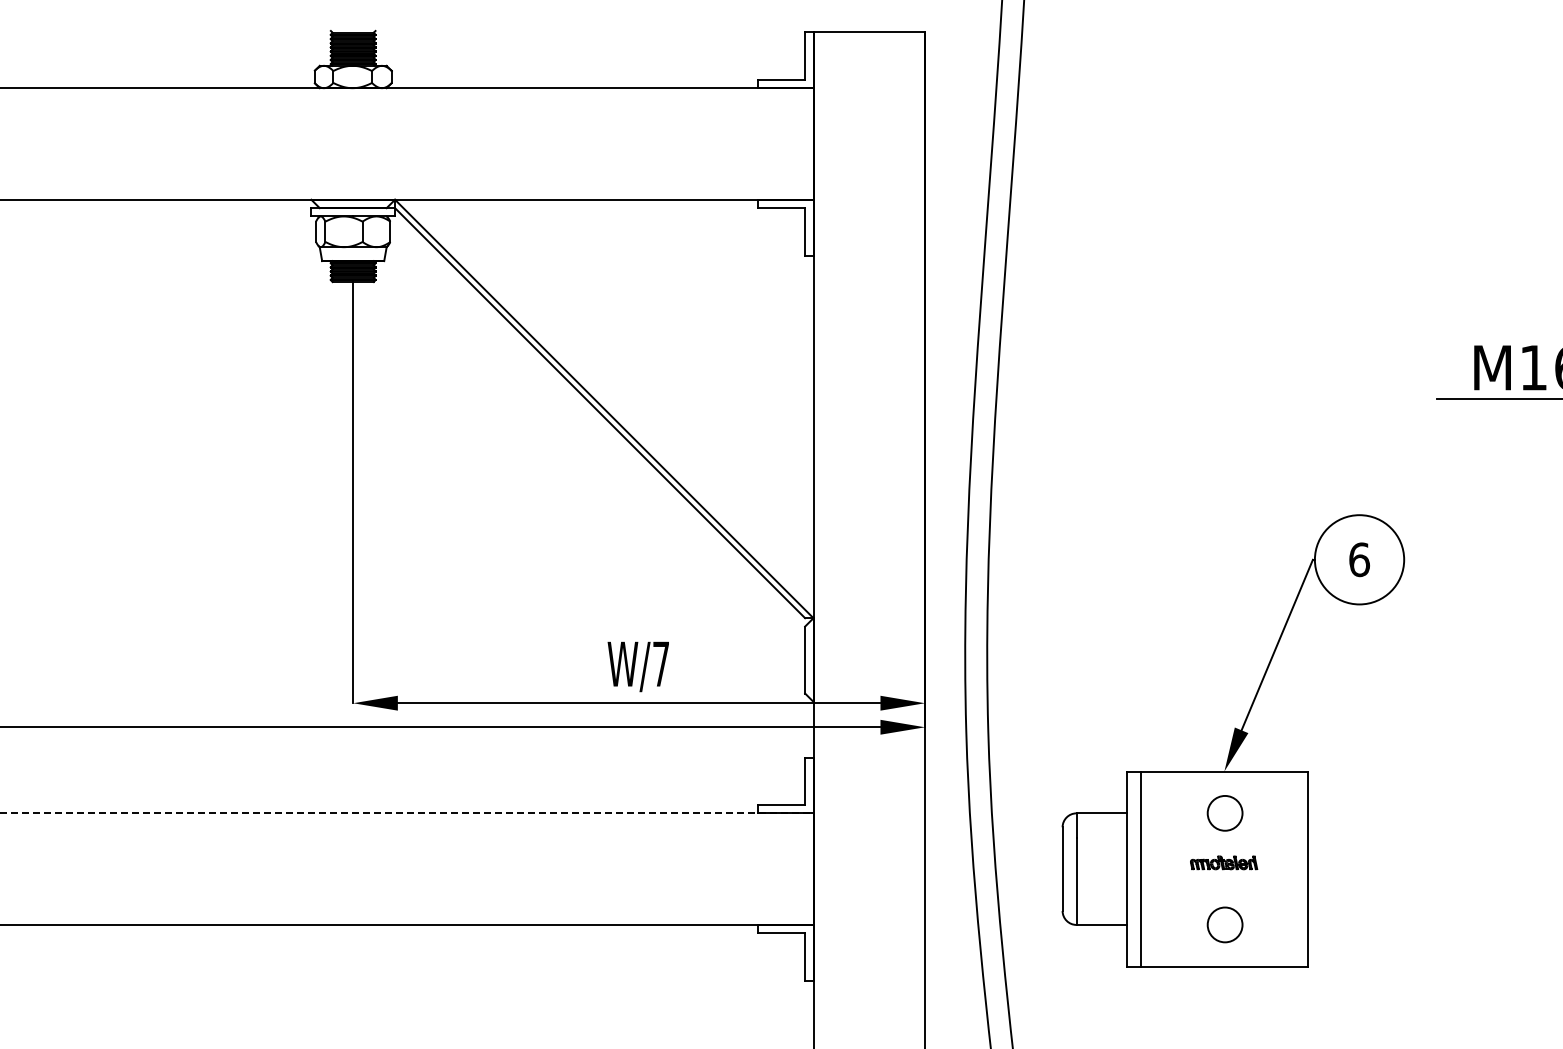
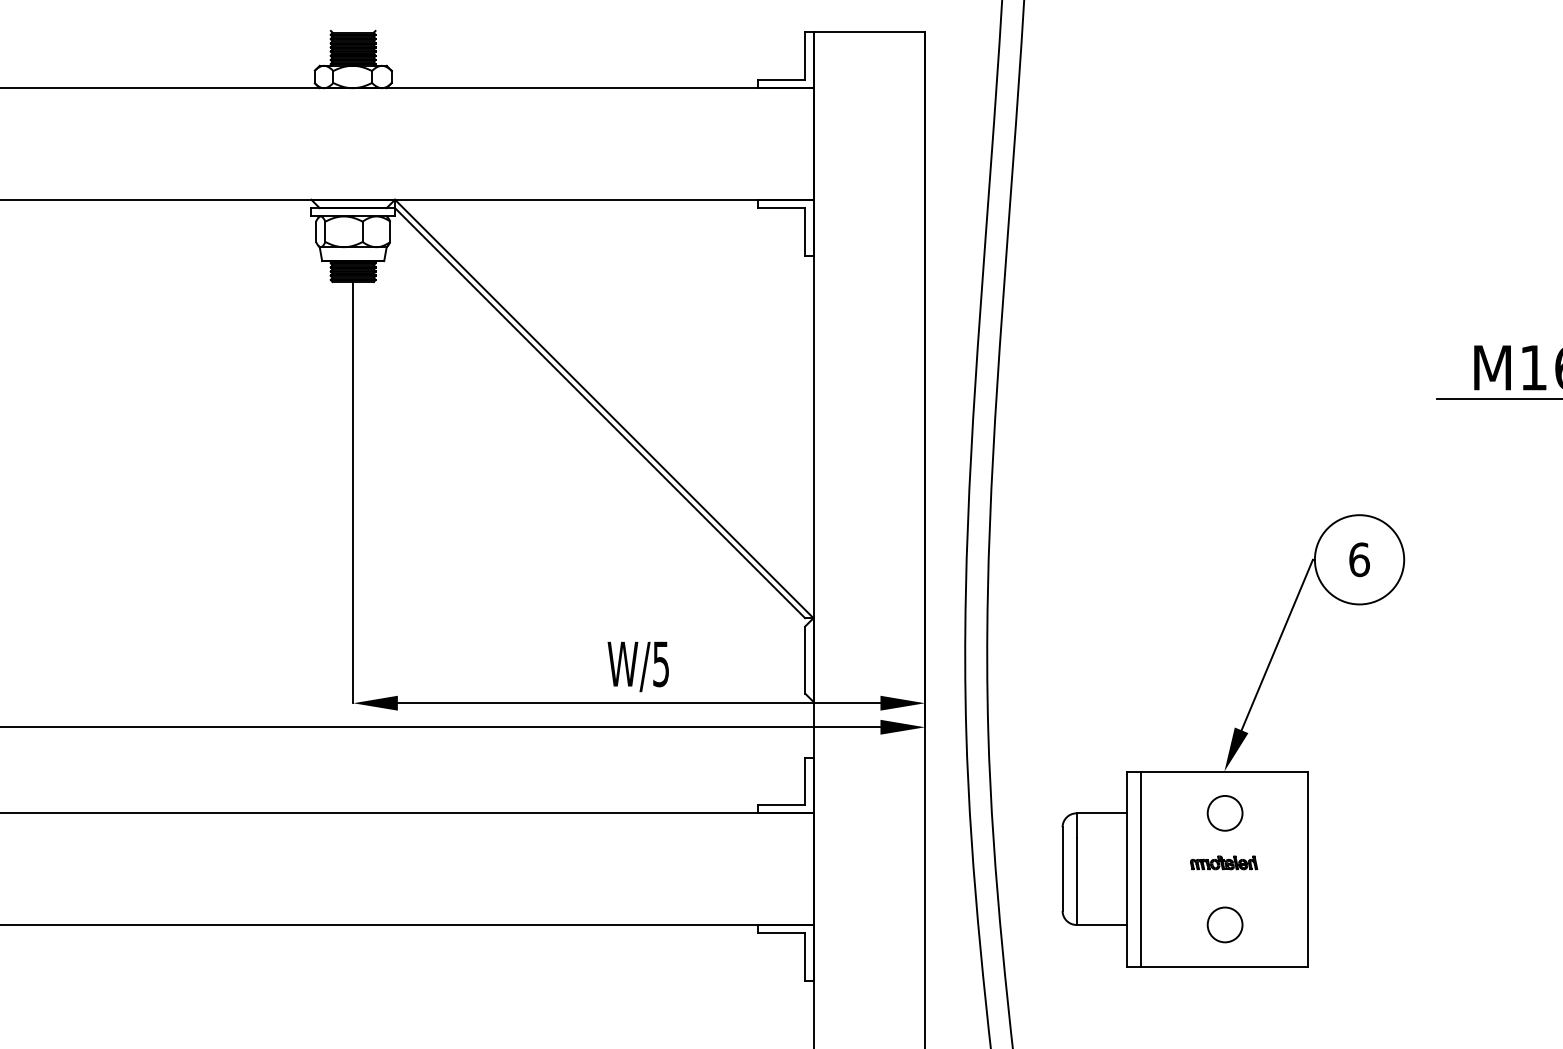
text: W/7 -> W/5 (660, 664)
line: dashed -> solid (407, 813)
